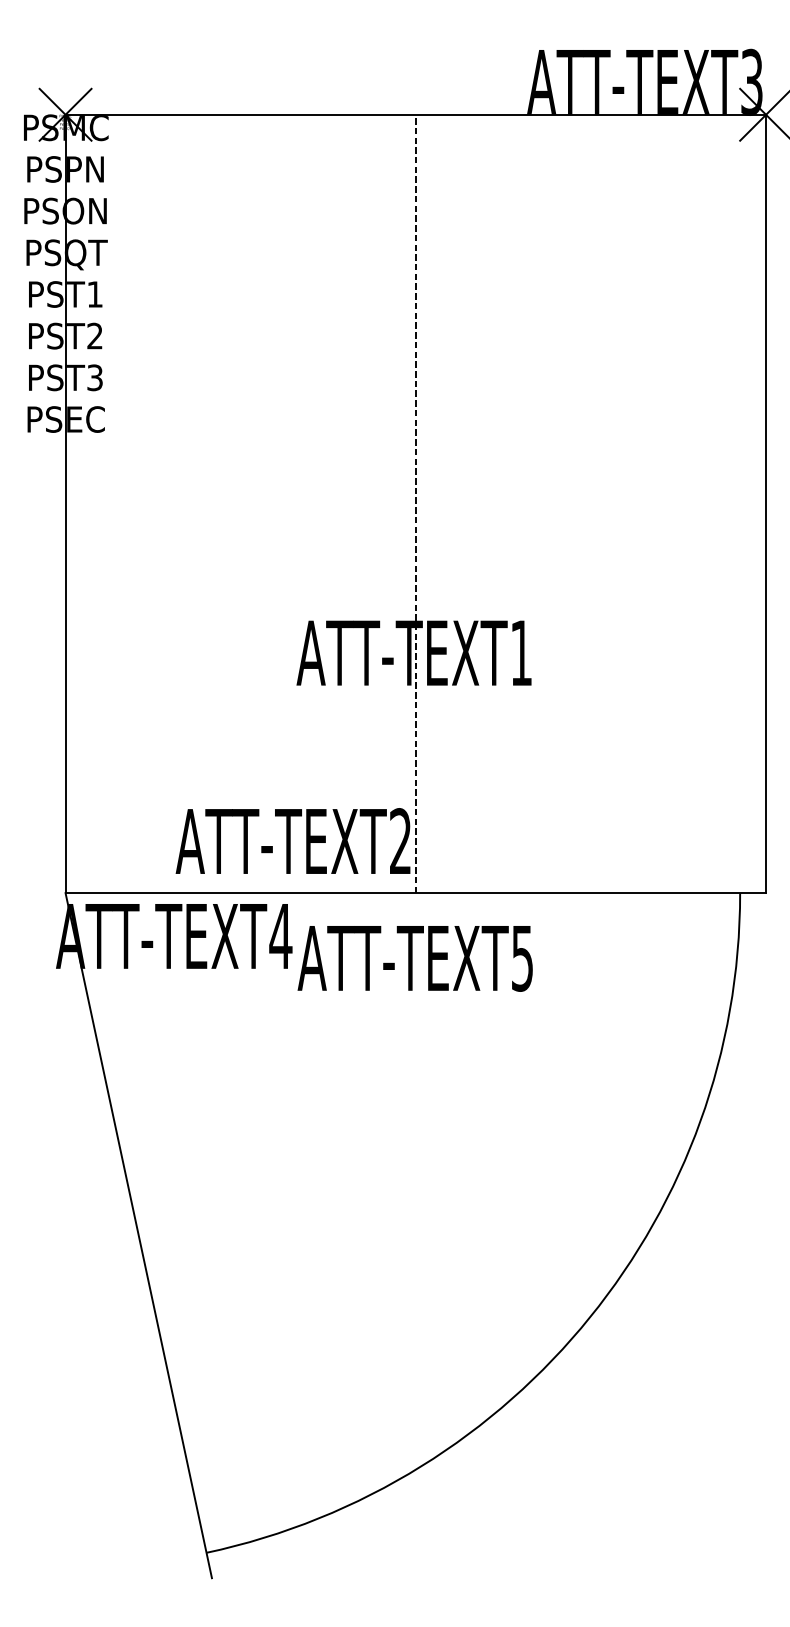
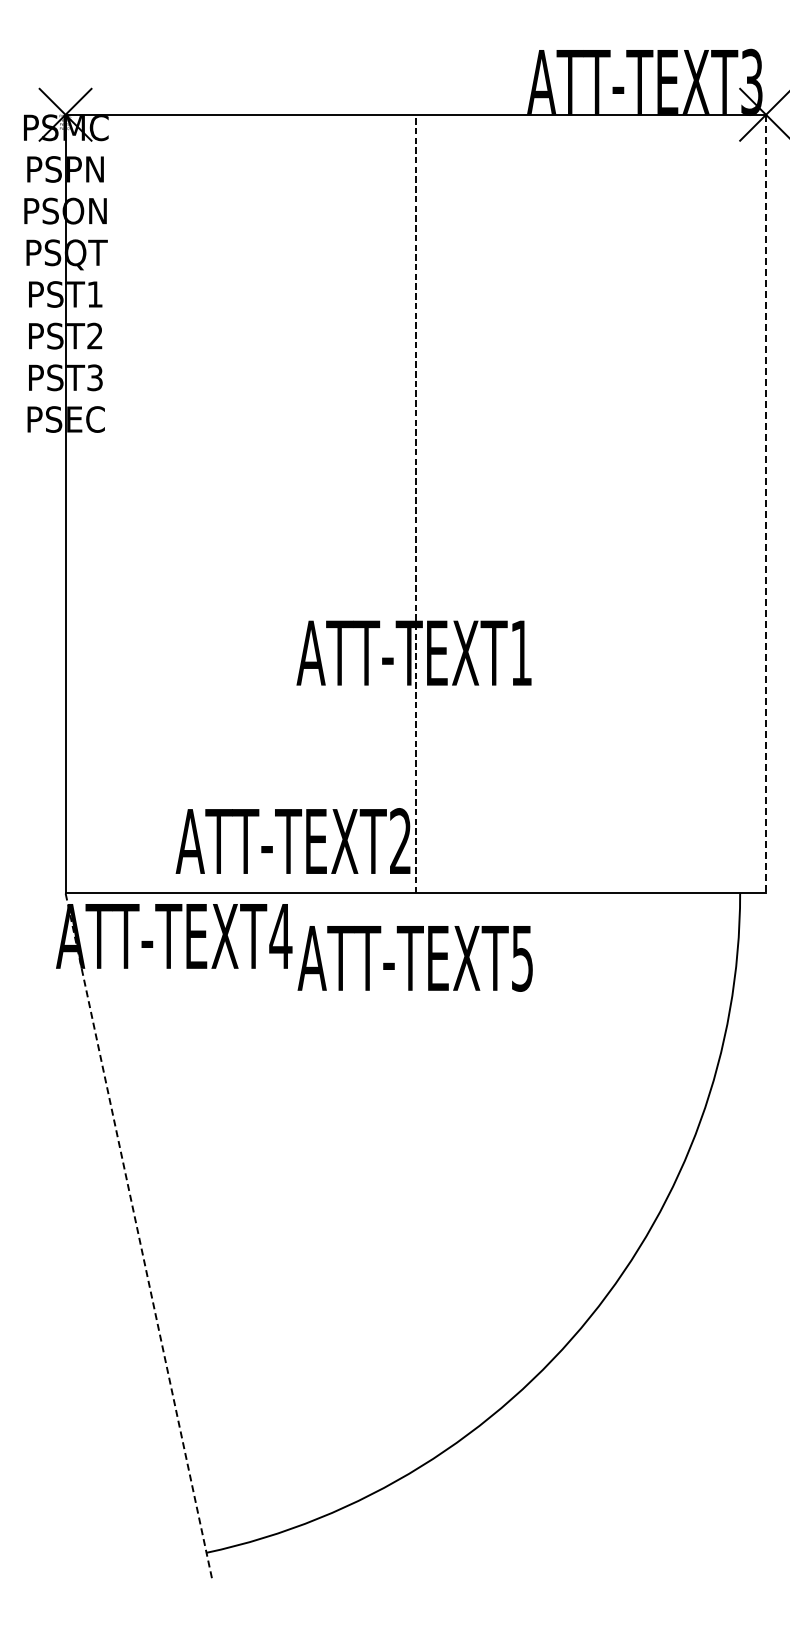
line: solid -> dashed (766, 504)
line: solid -> dashed (138, 1235)
